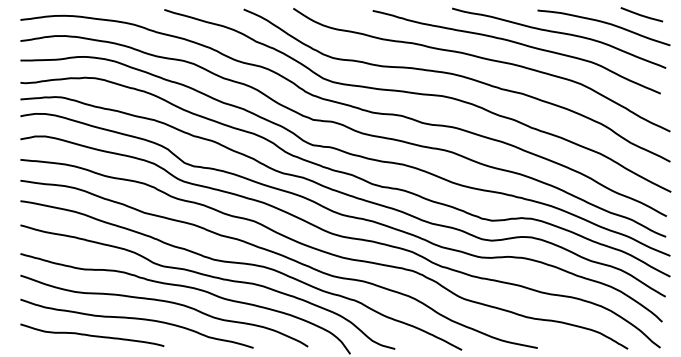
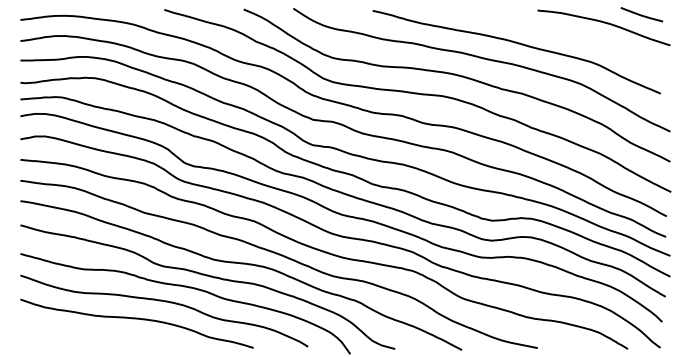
curve: present -> none (559, 33)
curve: present -> none (91, 334)
